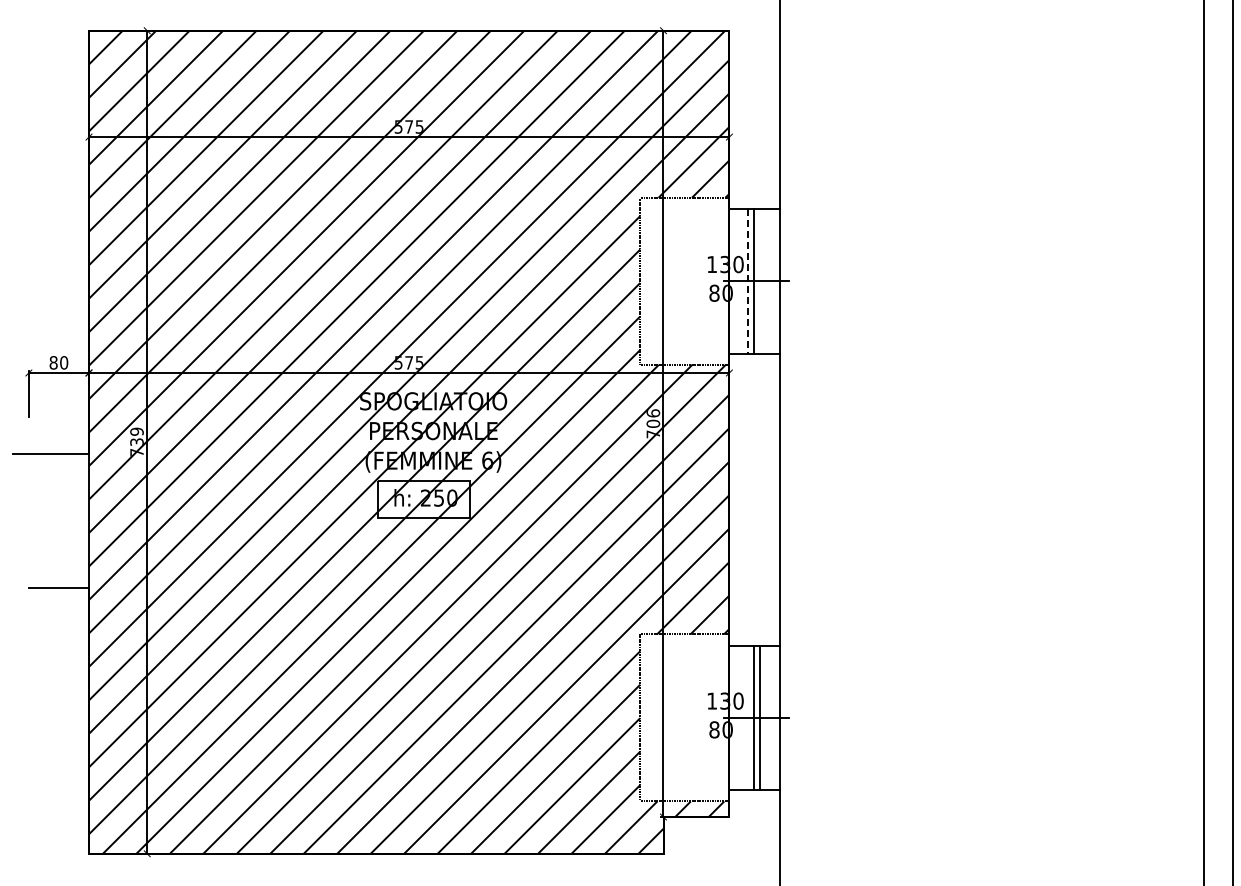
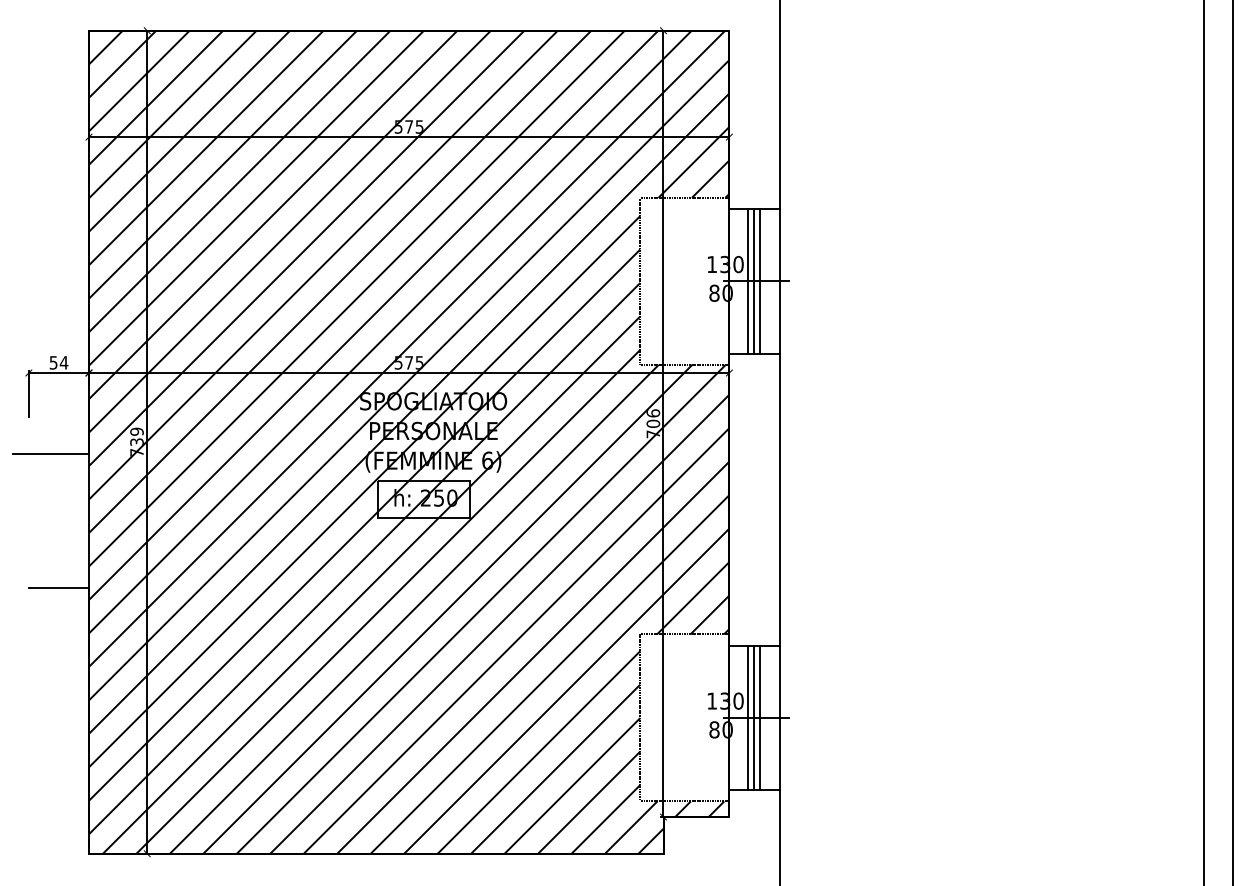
line: none -> present (759, 280)
line: dashed -> solid (748, 281)
text: 80 -> 54 (58, 362)
line: none -> present (748, 717)
